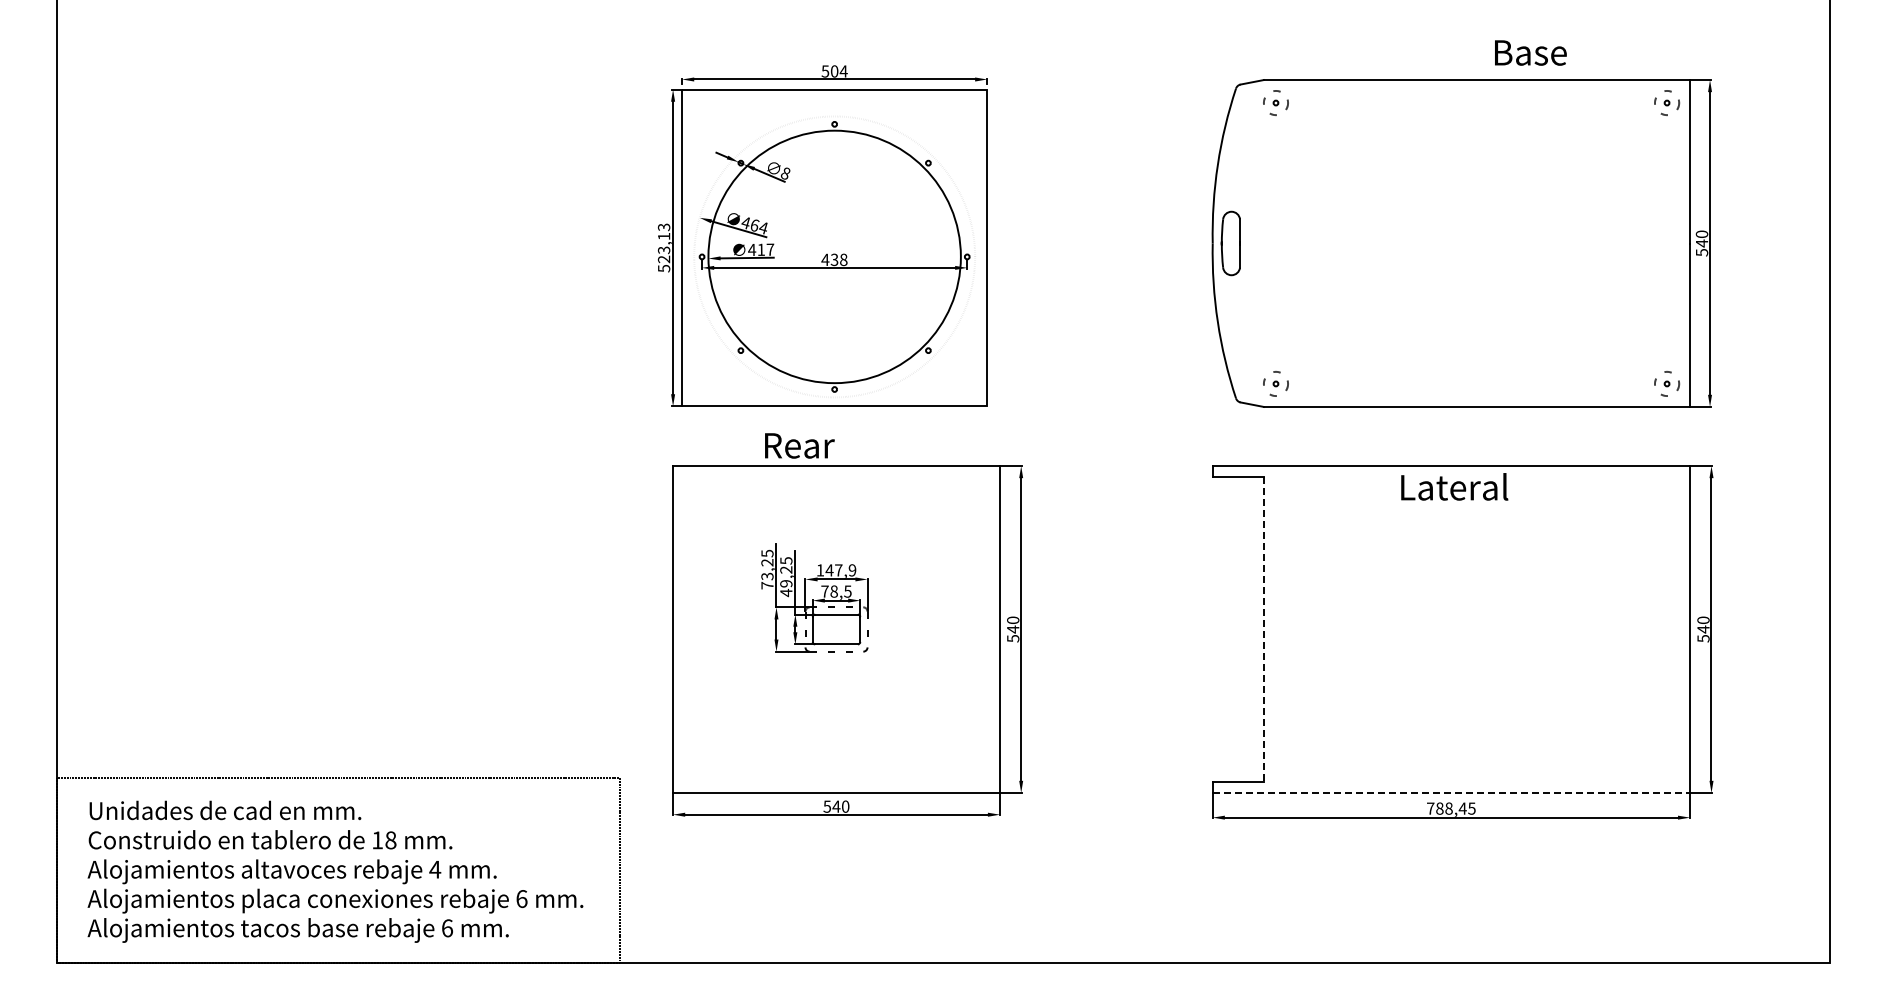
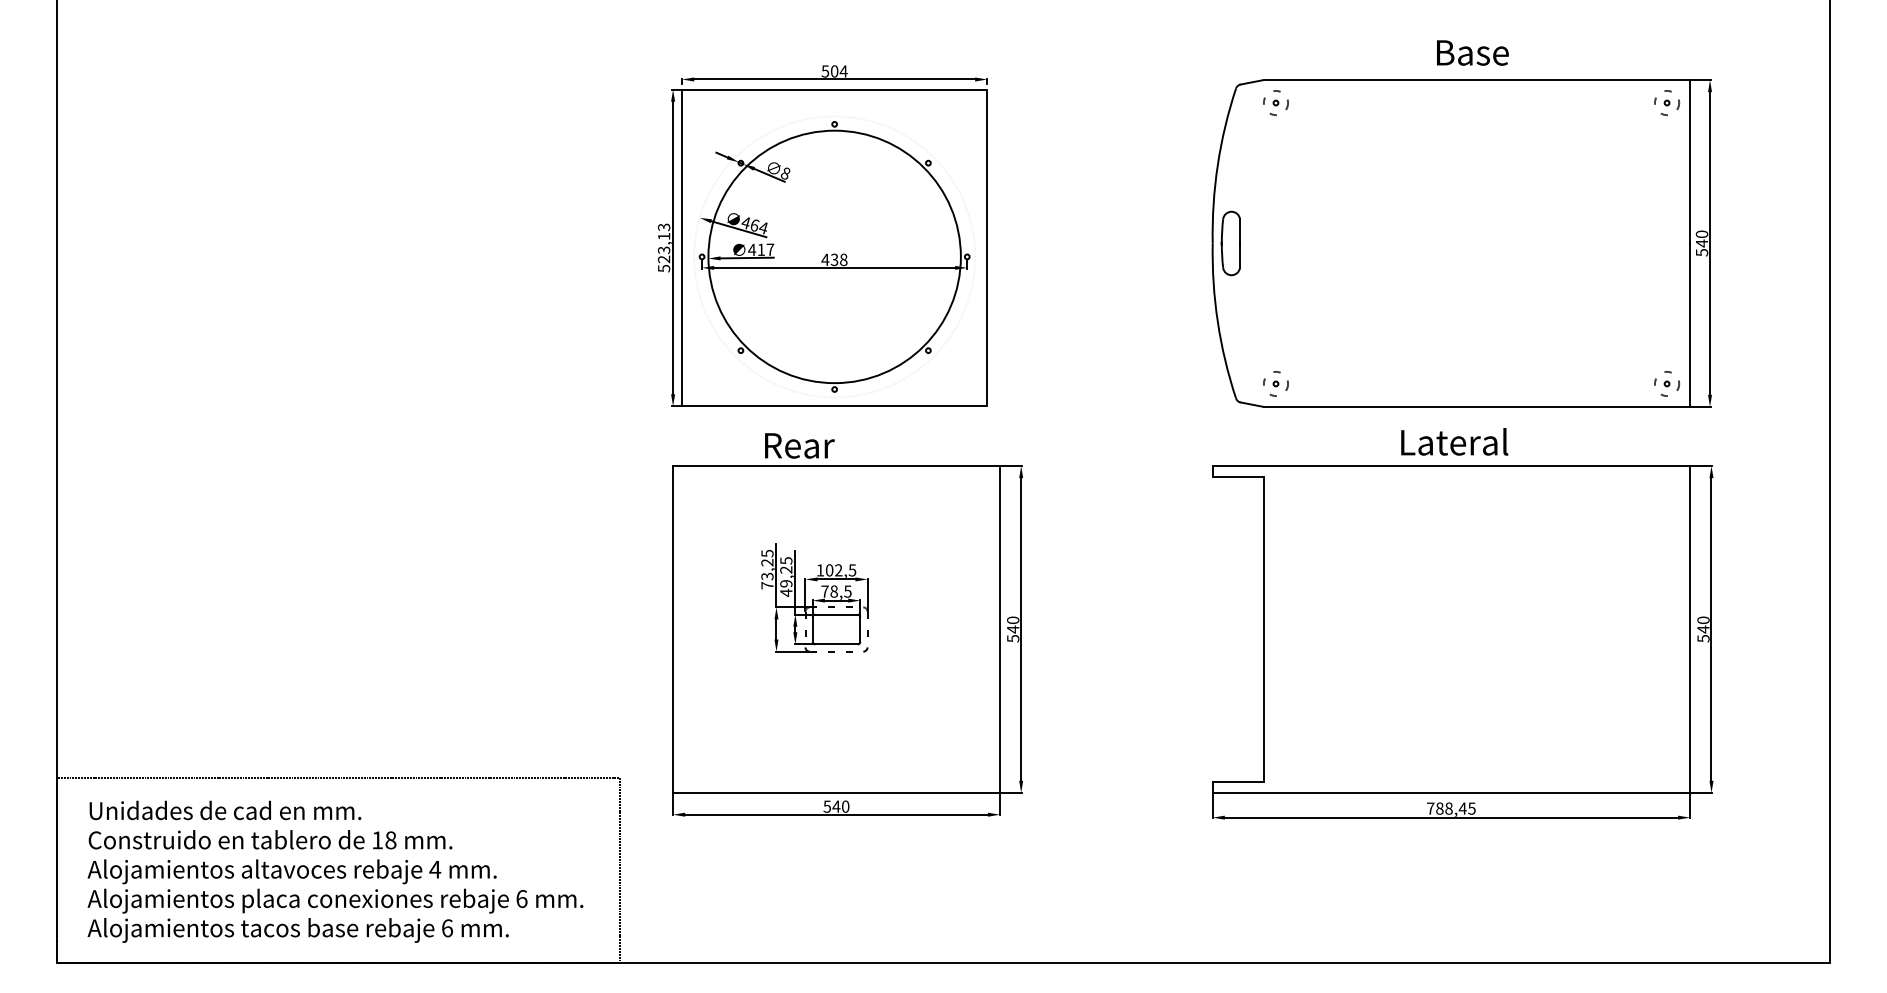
text position: (1530, 52) -> (1472, 52) (1472, 52)
text position: (1454, 486) -> (1454, 441) (1454, 441)
text: 147,9 -> 102,5 (840, 570)
line: dashed -> solid (1263, 629)
line: dashed -> solid (1451, 792)
